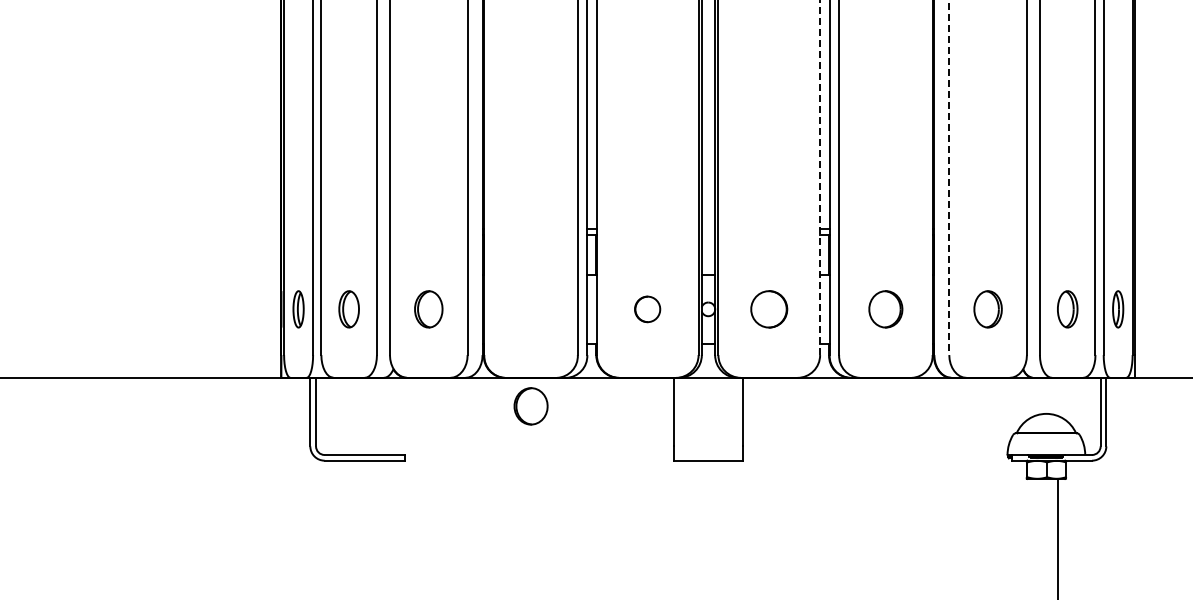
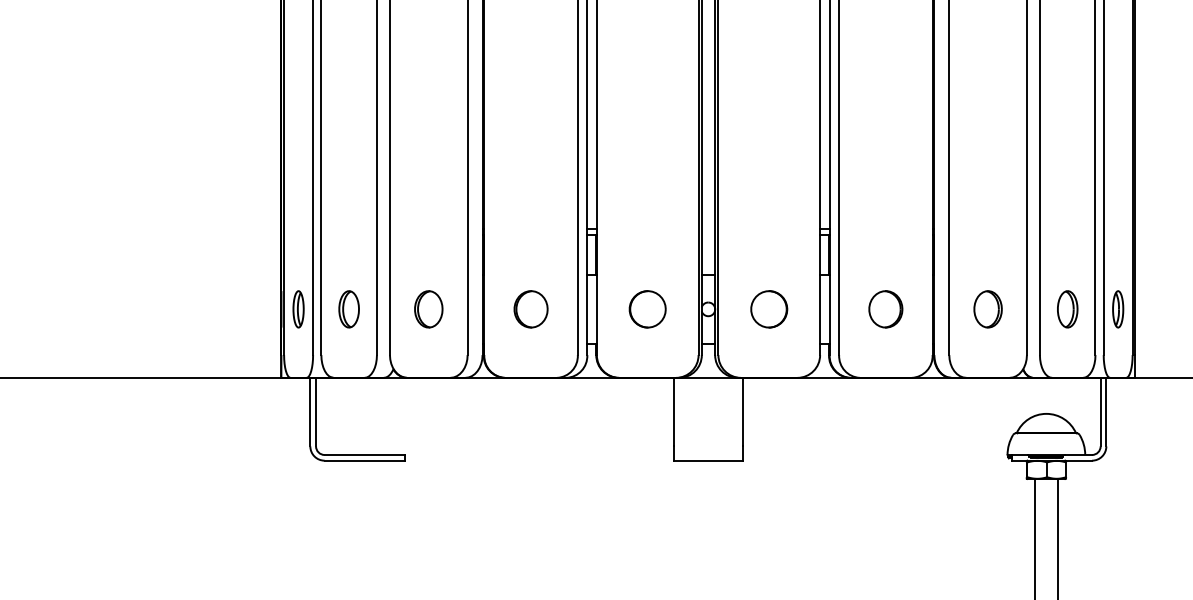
line: dashed -> solid (820, 177)
line: dashed -> solid (949, 178)
part size: 28x29 px -> 39x39 px (647, 309)
part position: (530, 406) -> (530, 309) (530, 309)
line: none -> present (1034, 537)
